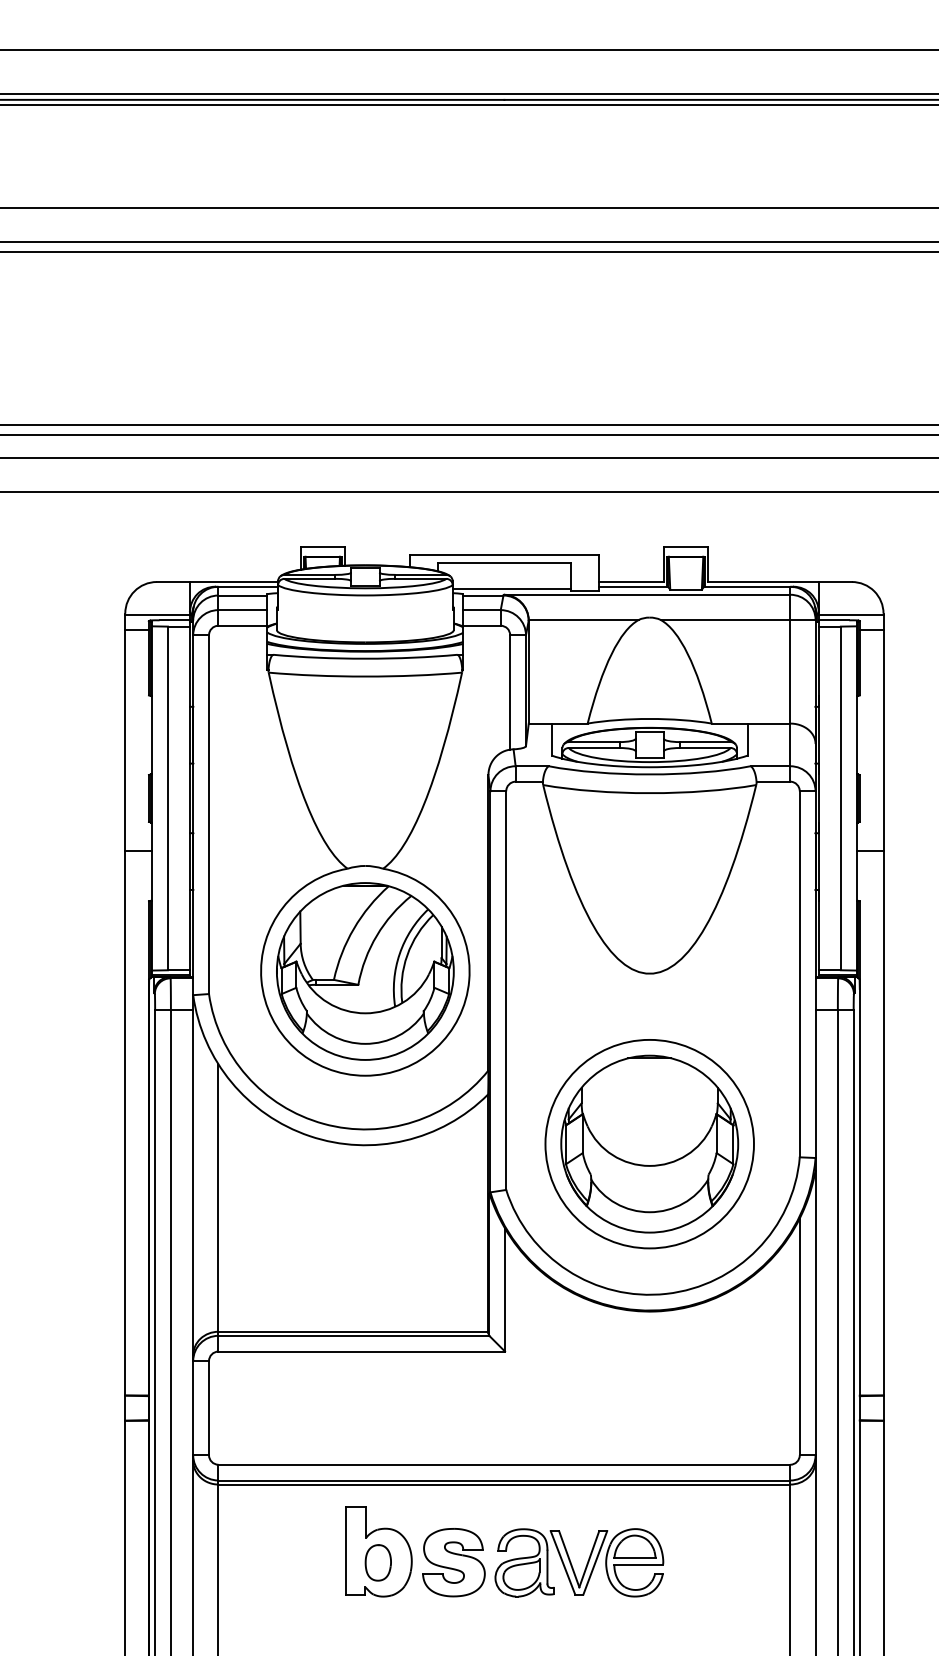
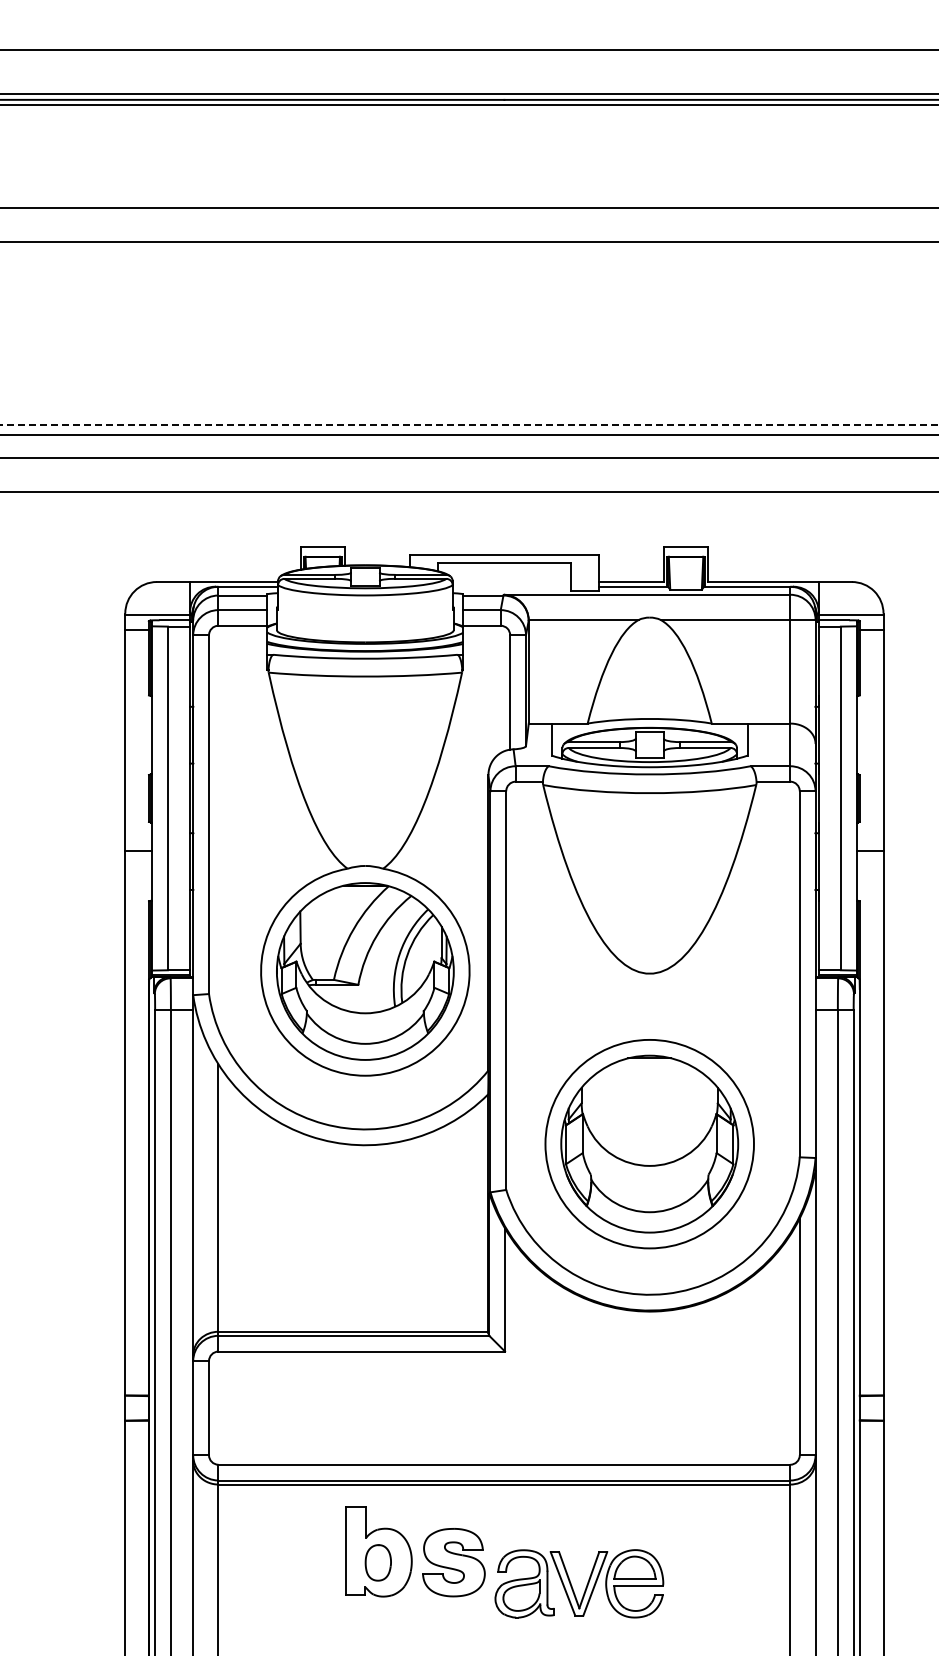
line: present -> none (468, 251)
line: solid -> dashed (469, 425)
line: present -> none (511, 588)
part position: (586, 1563) -> (586, 1584) (586, 1584)
